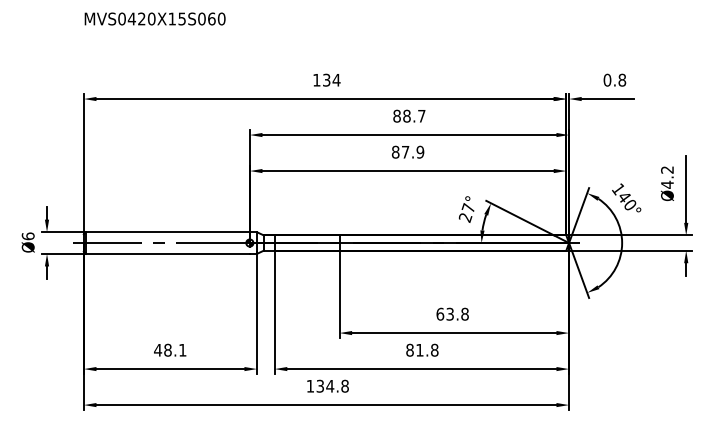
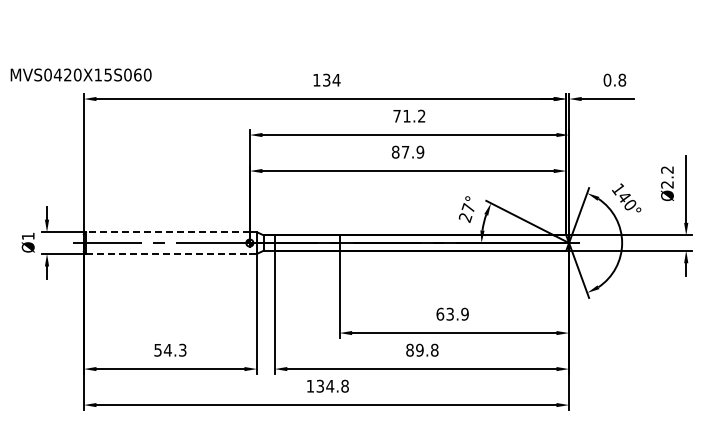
text position: (154, 18) -> (80, 74) (80, 74)
text: 88.7 -> 71.2 (409, 115)
text: Ø4.2 -> Ø2.2 (667, 184)
line: solid -> dashed (167, 232)
text: Ø6 -> Ø1 (27, 236)
line: solid -> dashed (167, 253)
text: 63.8 -> 63.9 (464, 314)
text: 48.1 -> 54.3 (170, 349)
text: 81.8 -> 89.8 (419, 349)
